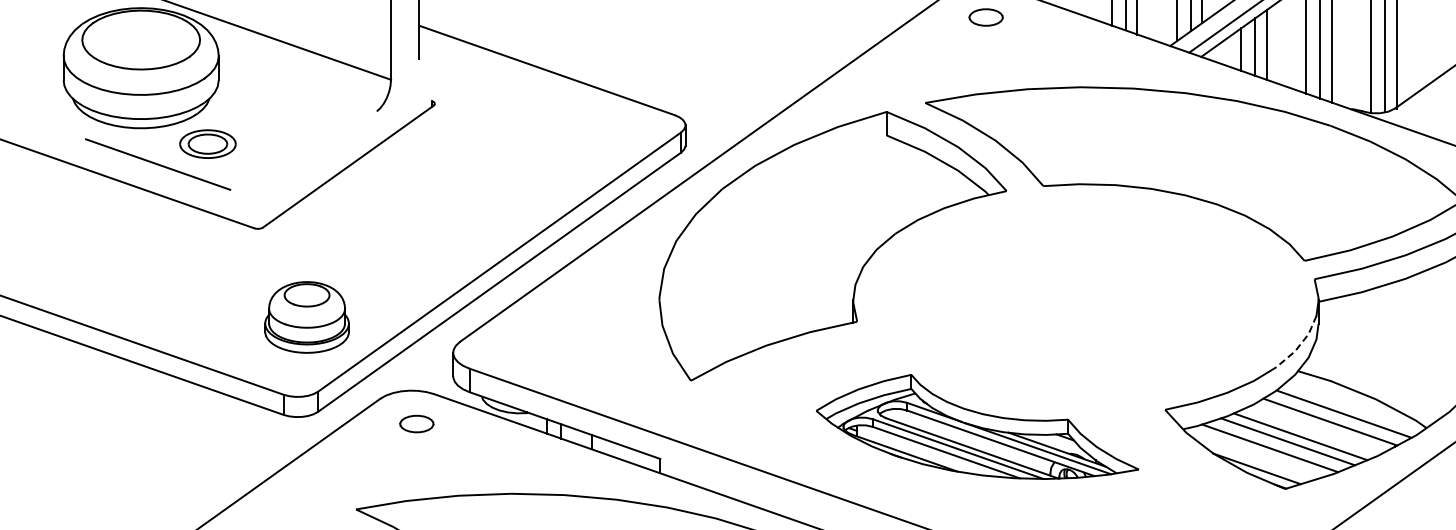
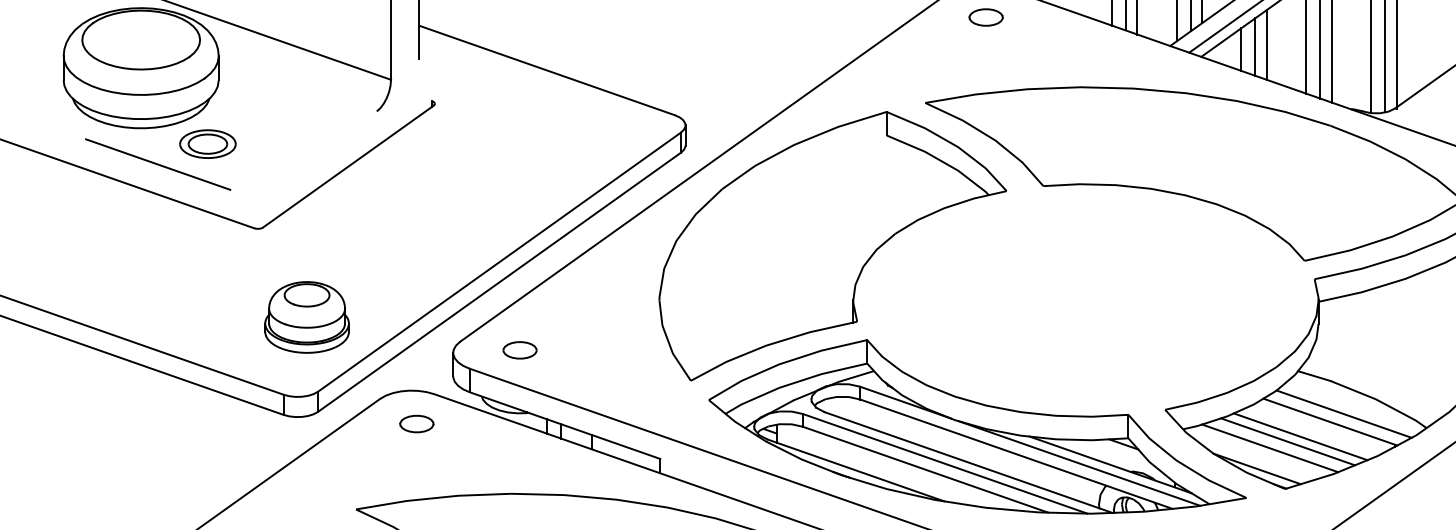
line: dashed -> solid (1300, 345)
part: none -> present (519, 350)
part size: 323x106 px -> 539x176 px (977, 426)
